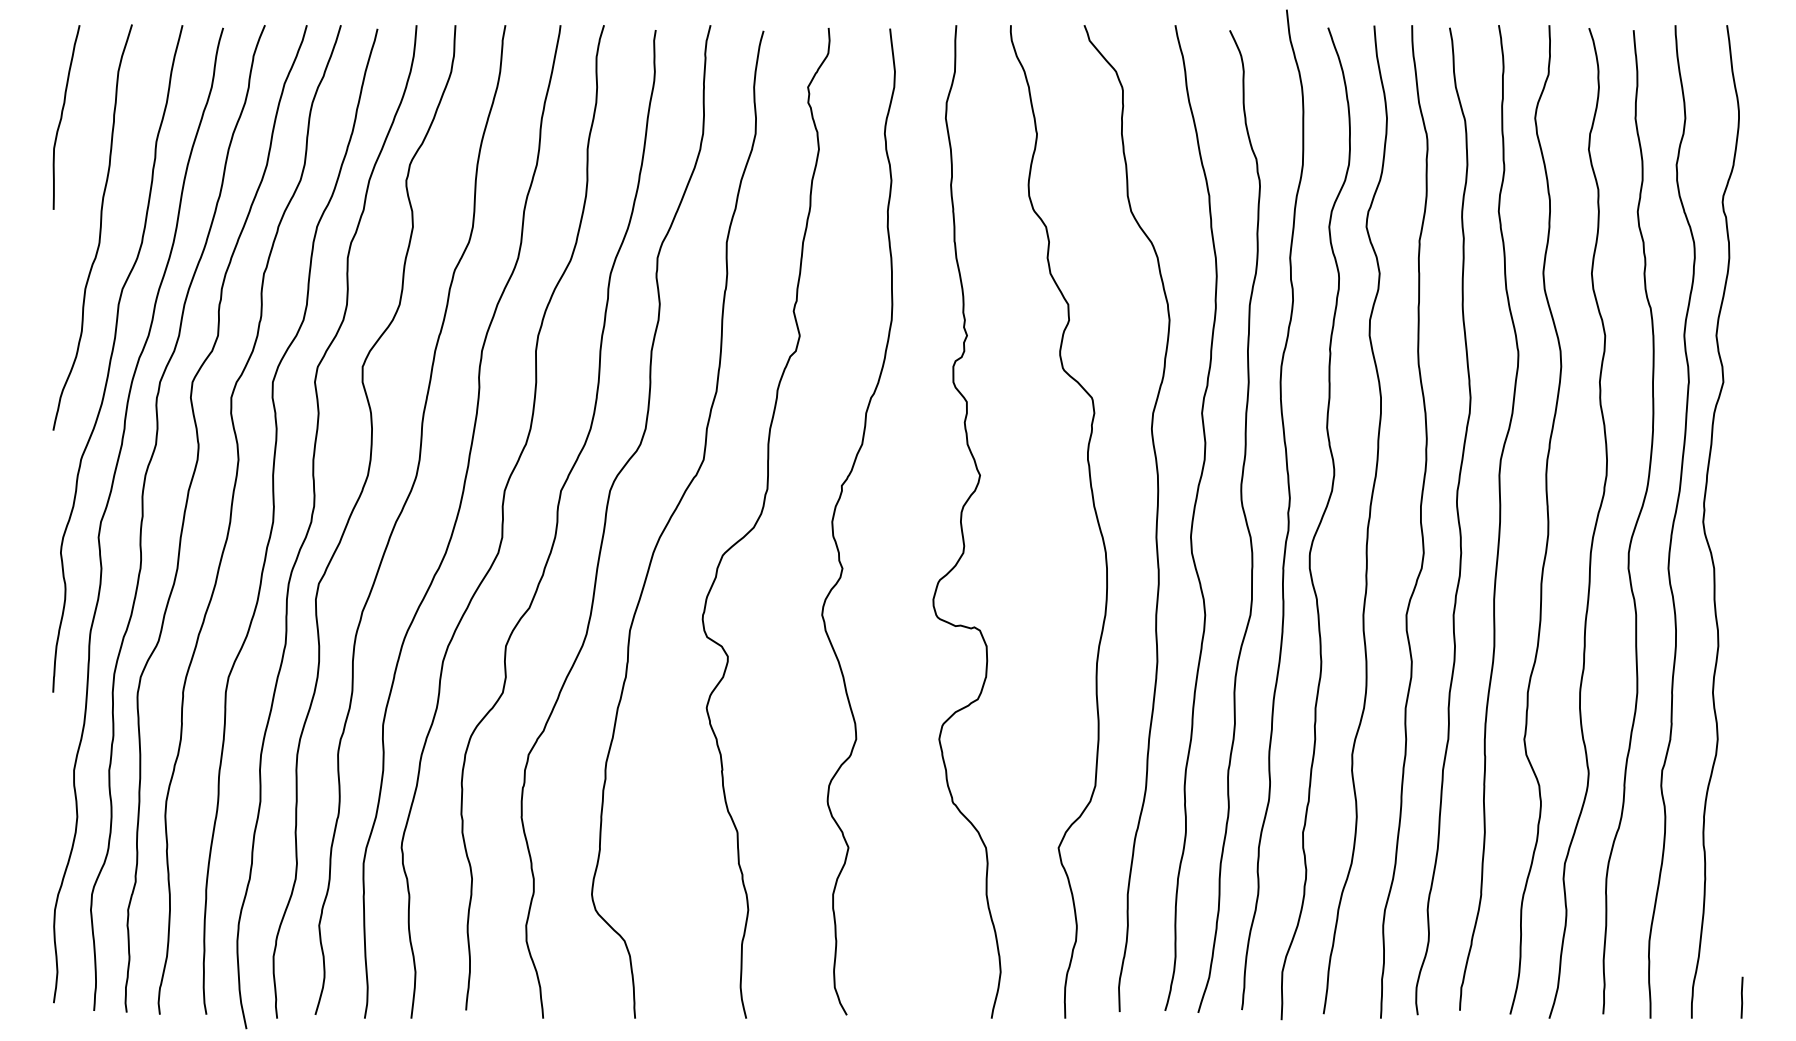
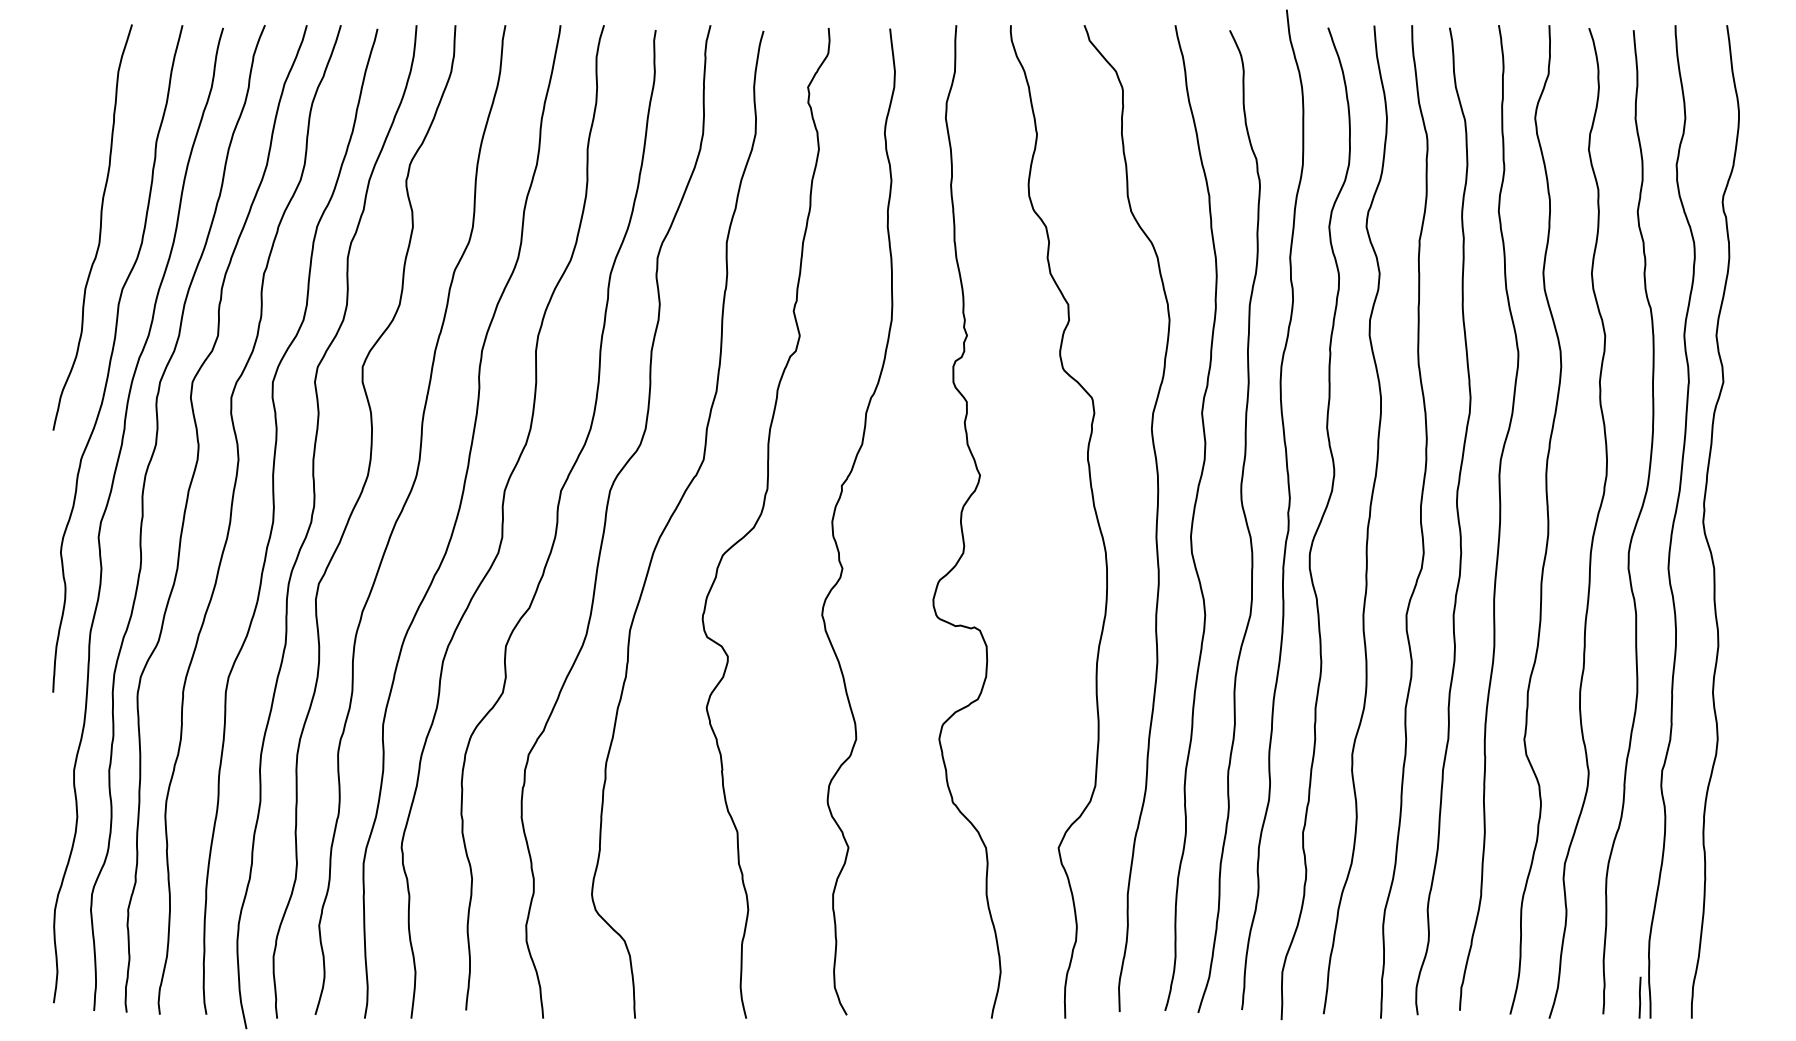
curve: present -> none (62, 117)
line position: (1741, 997) -> (1639, 997) (1639, 997)
